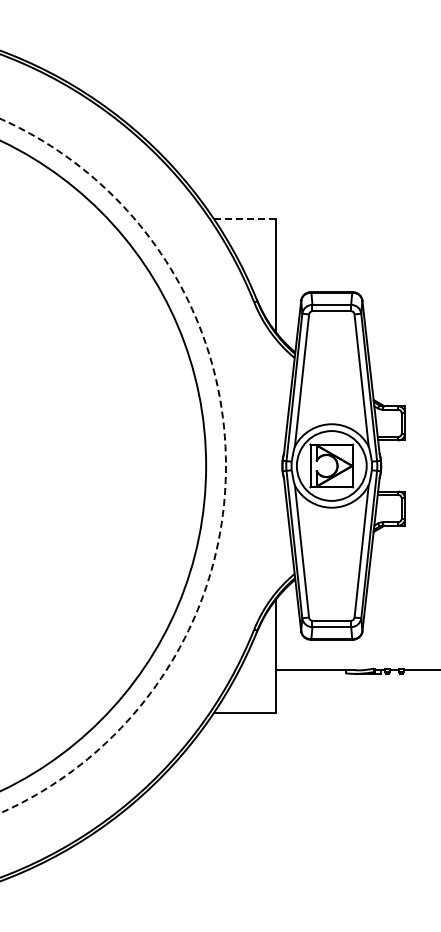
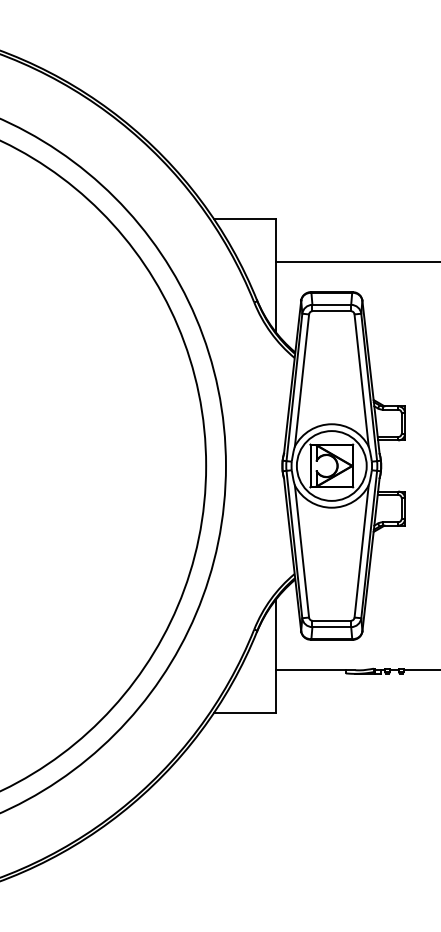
line: dashed -> solid (244, 218)
line: none -> present (356, 261)
circle: dashed -> solid (112, 465)
